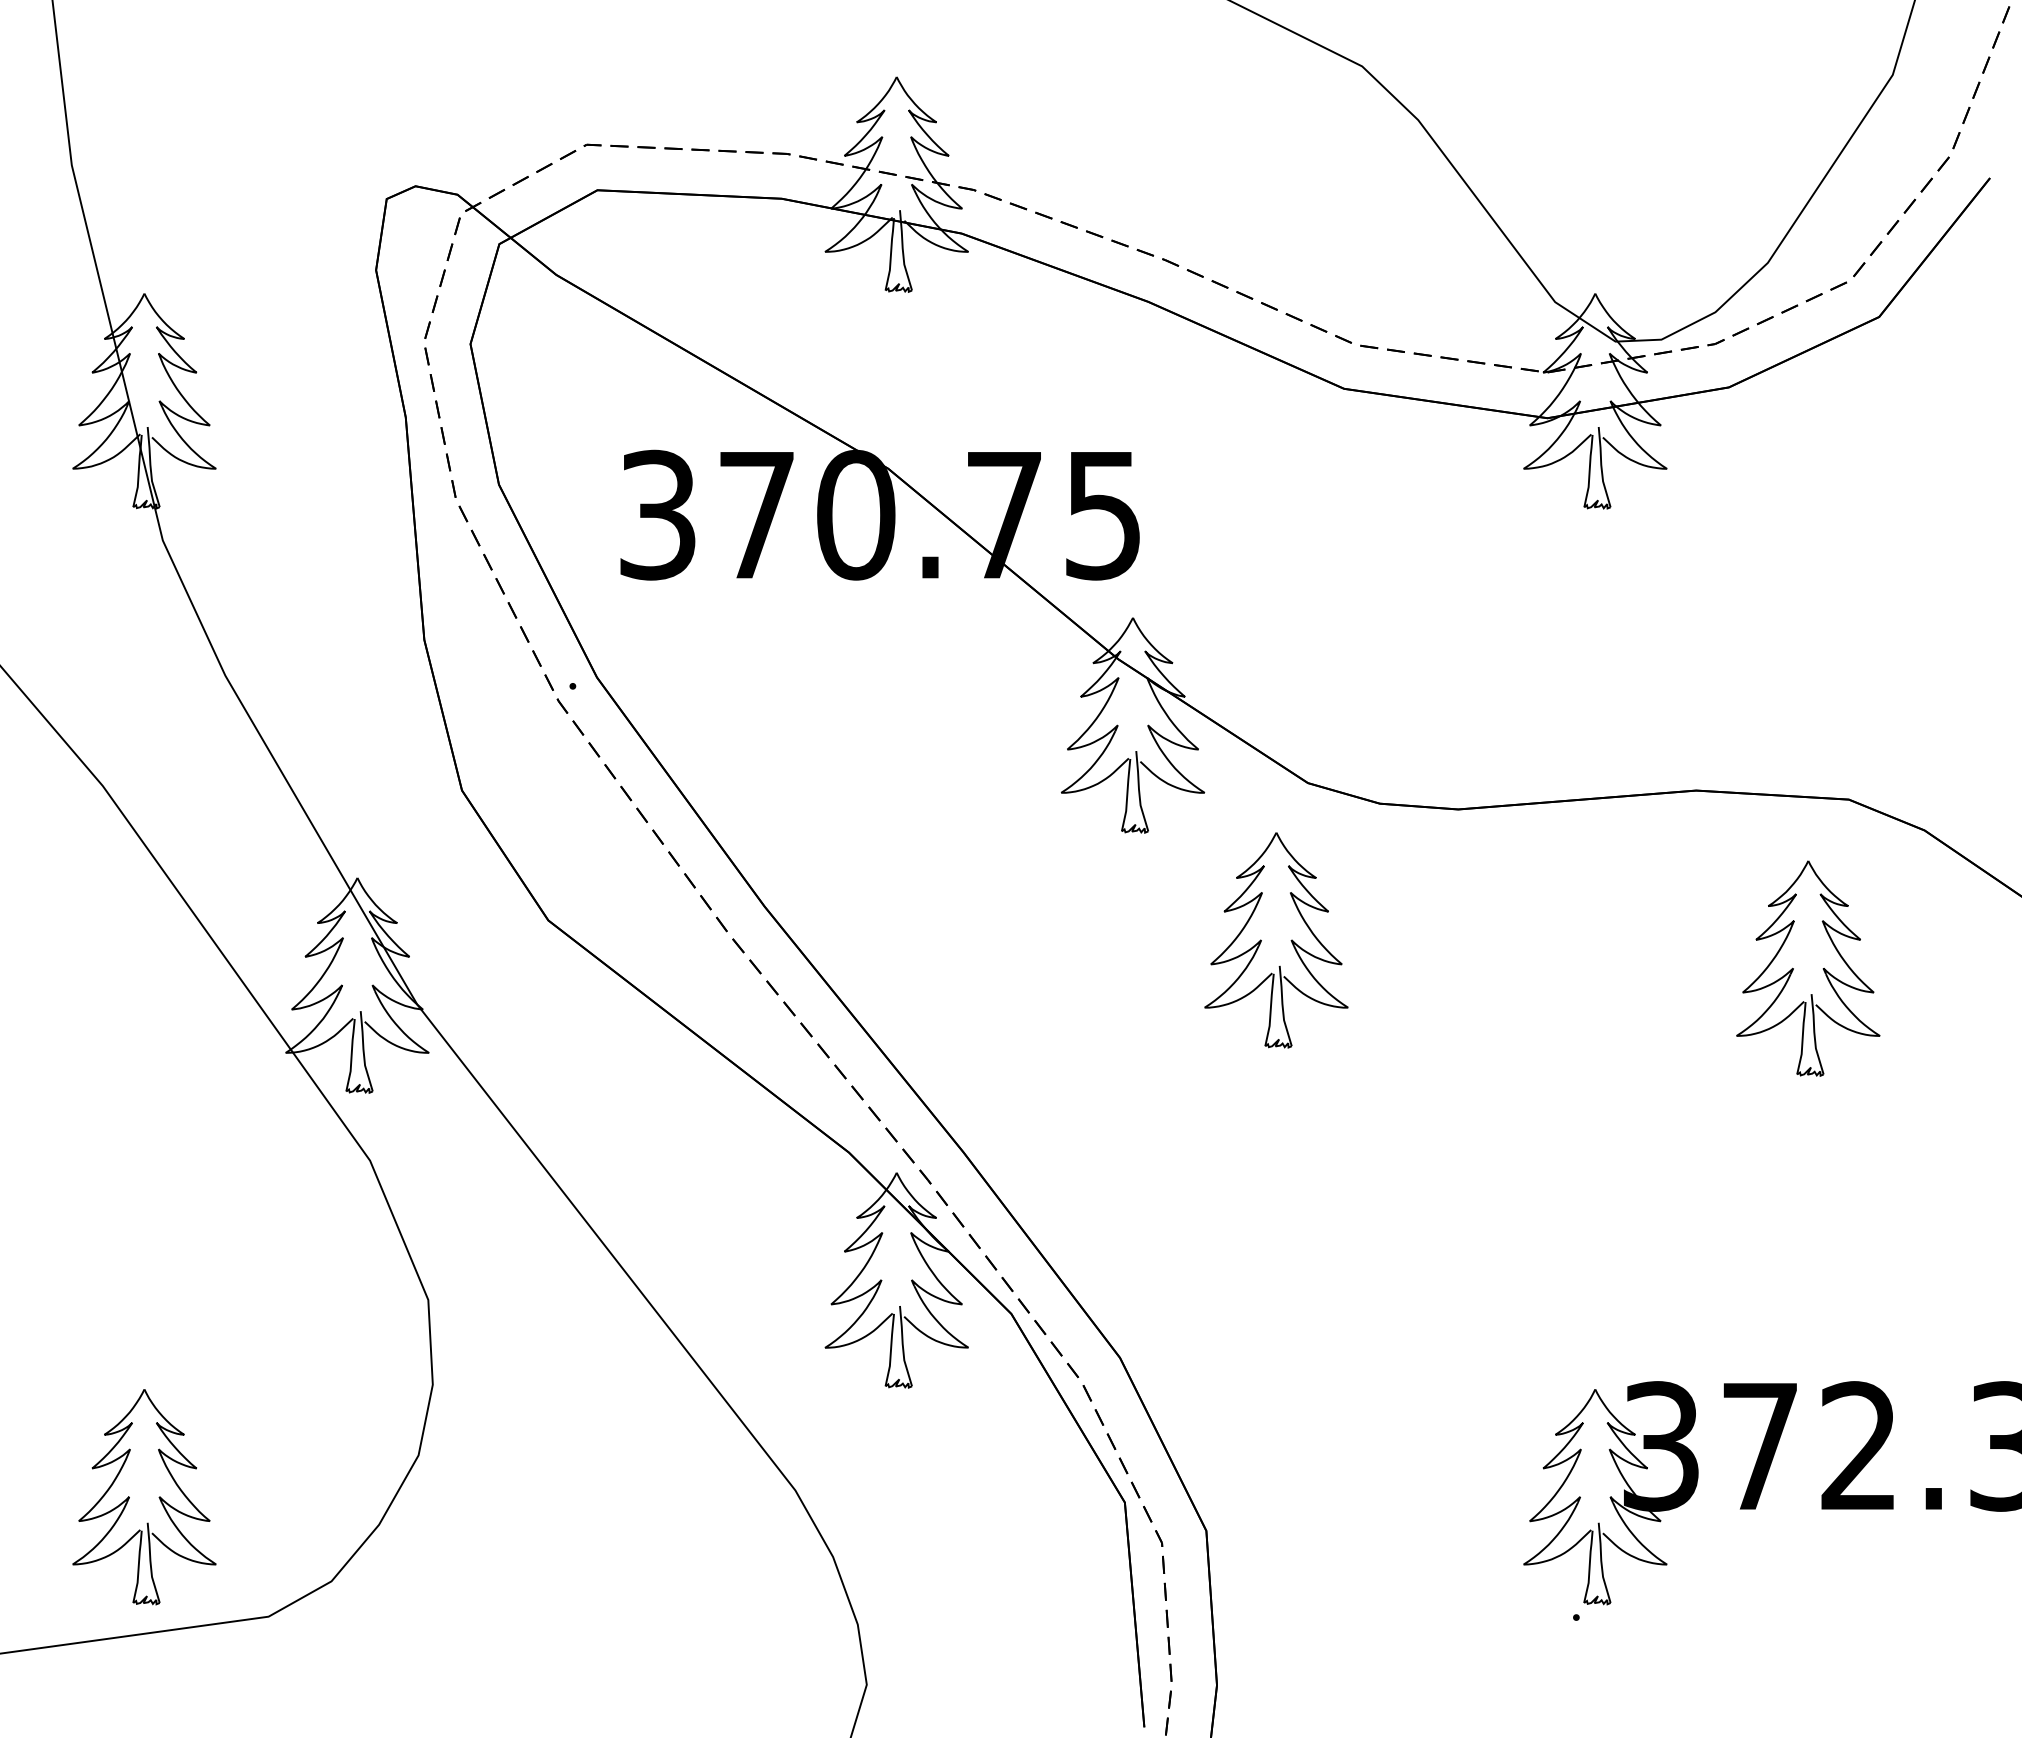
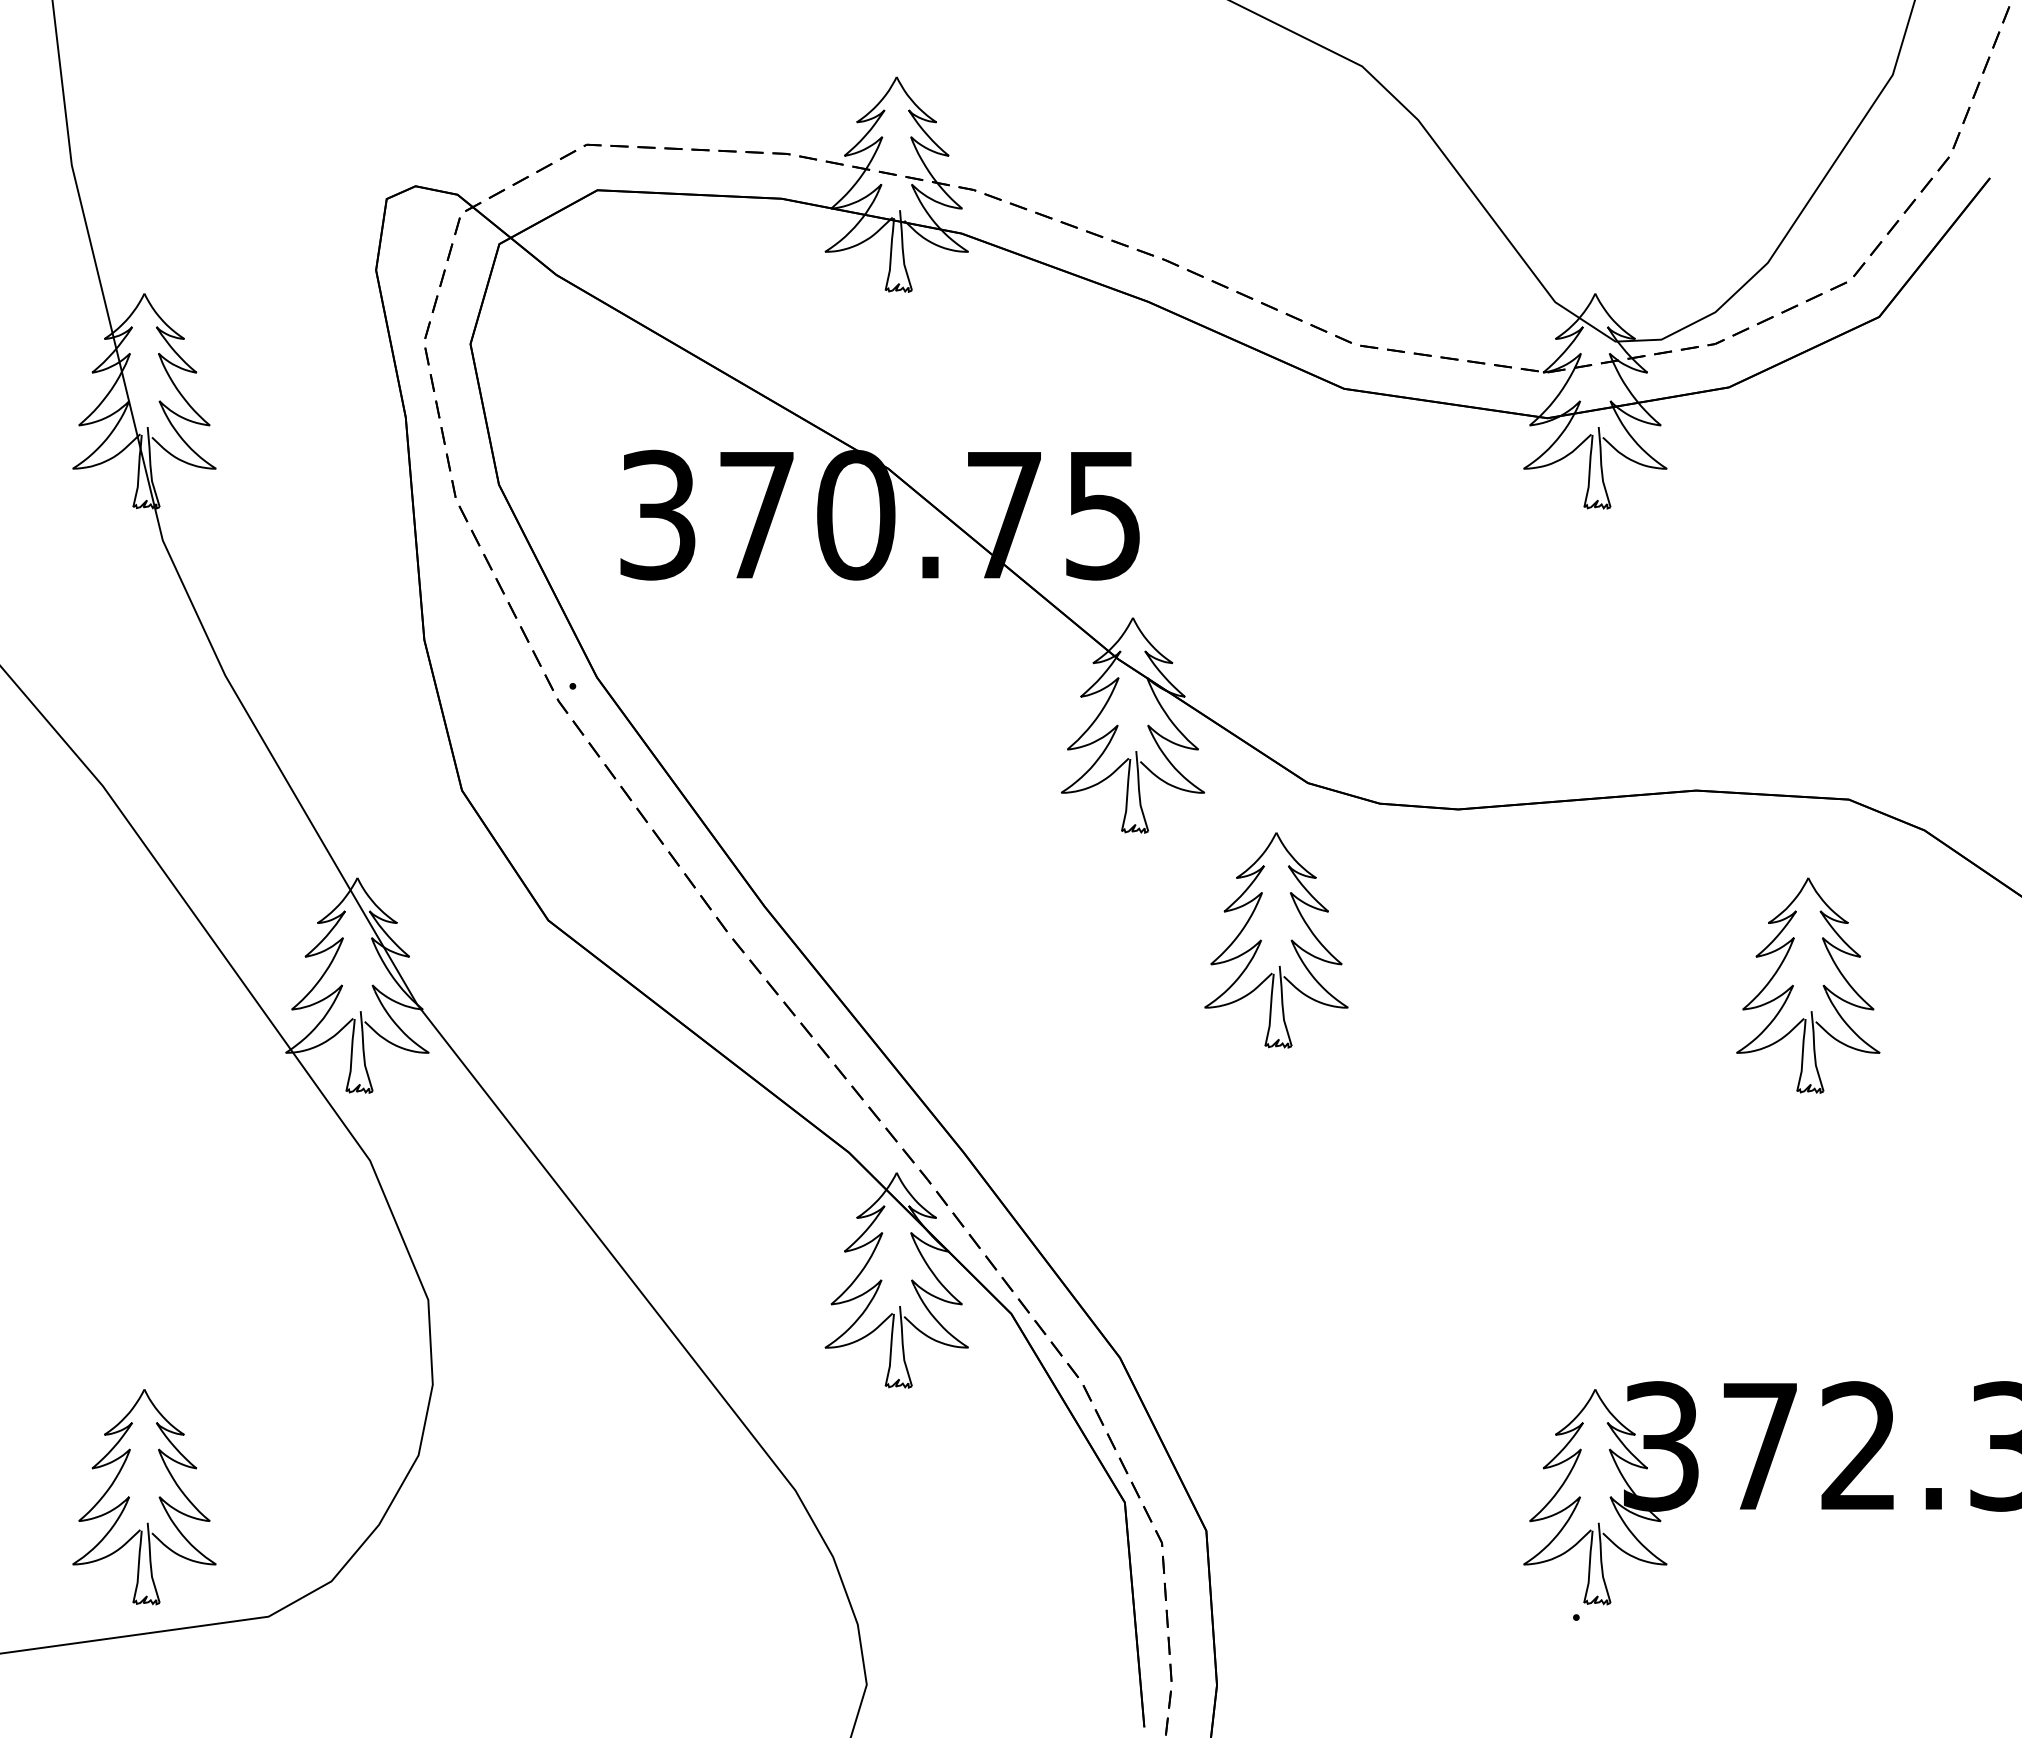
part position: (1822, 968) -> (1822, 985) (1822, 985)
